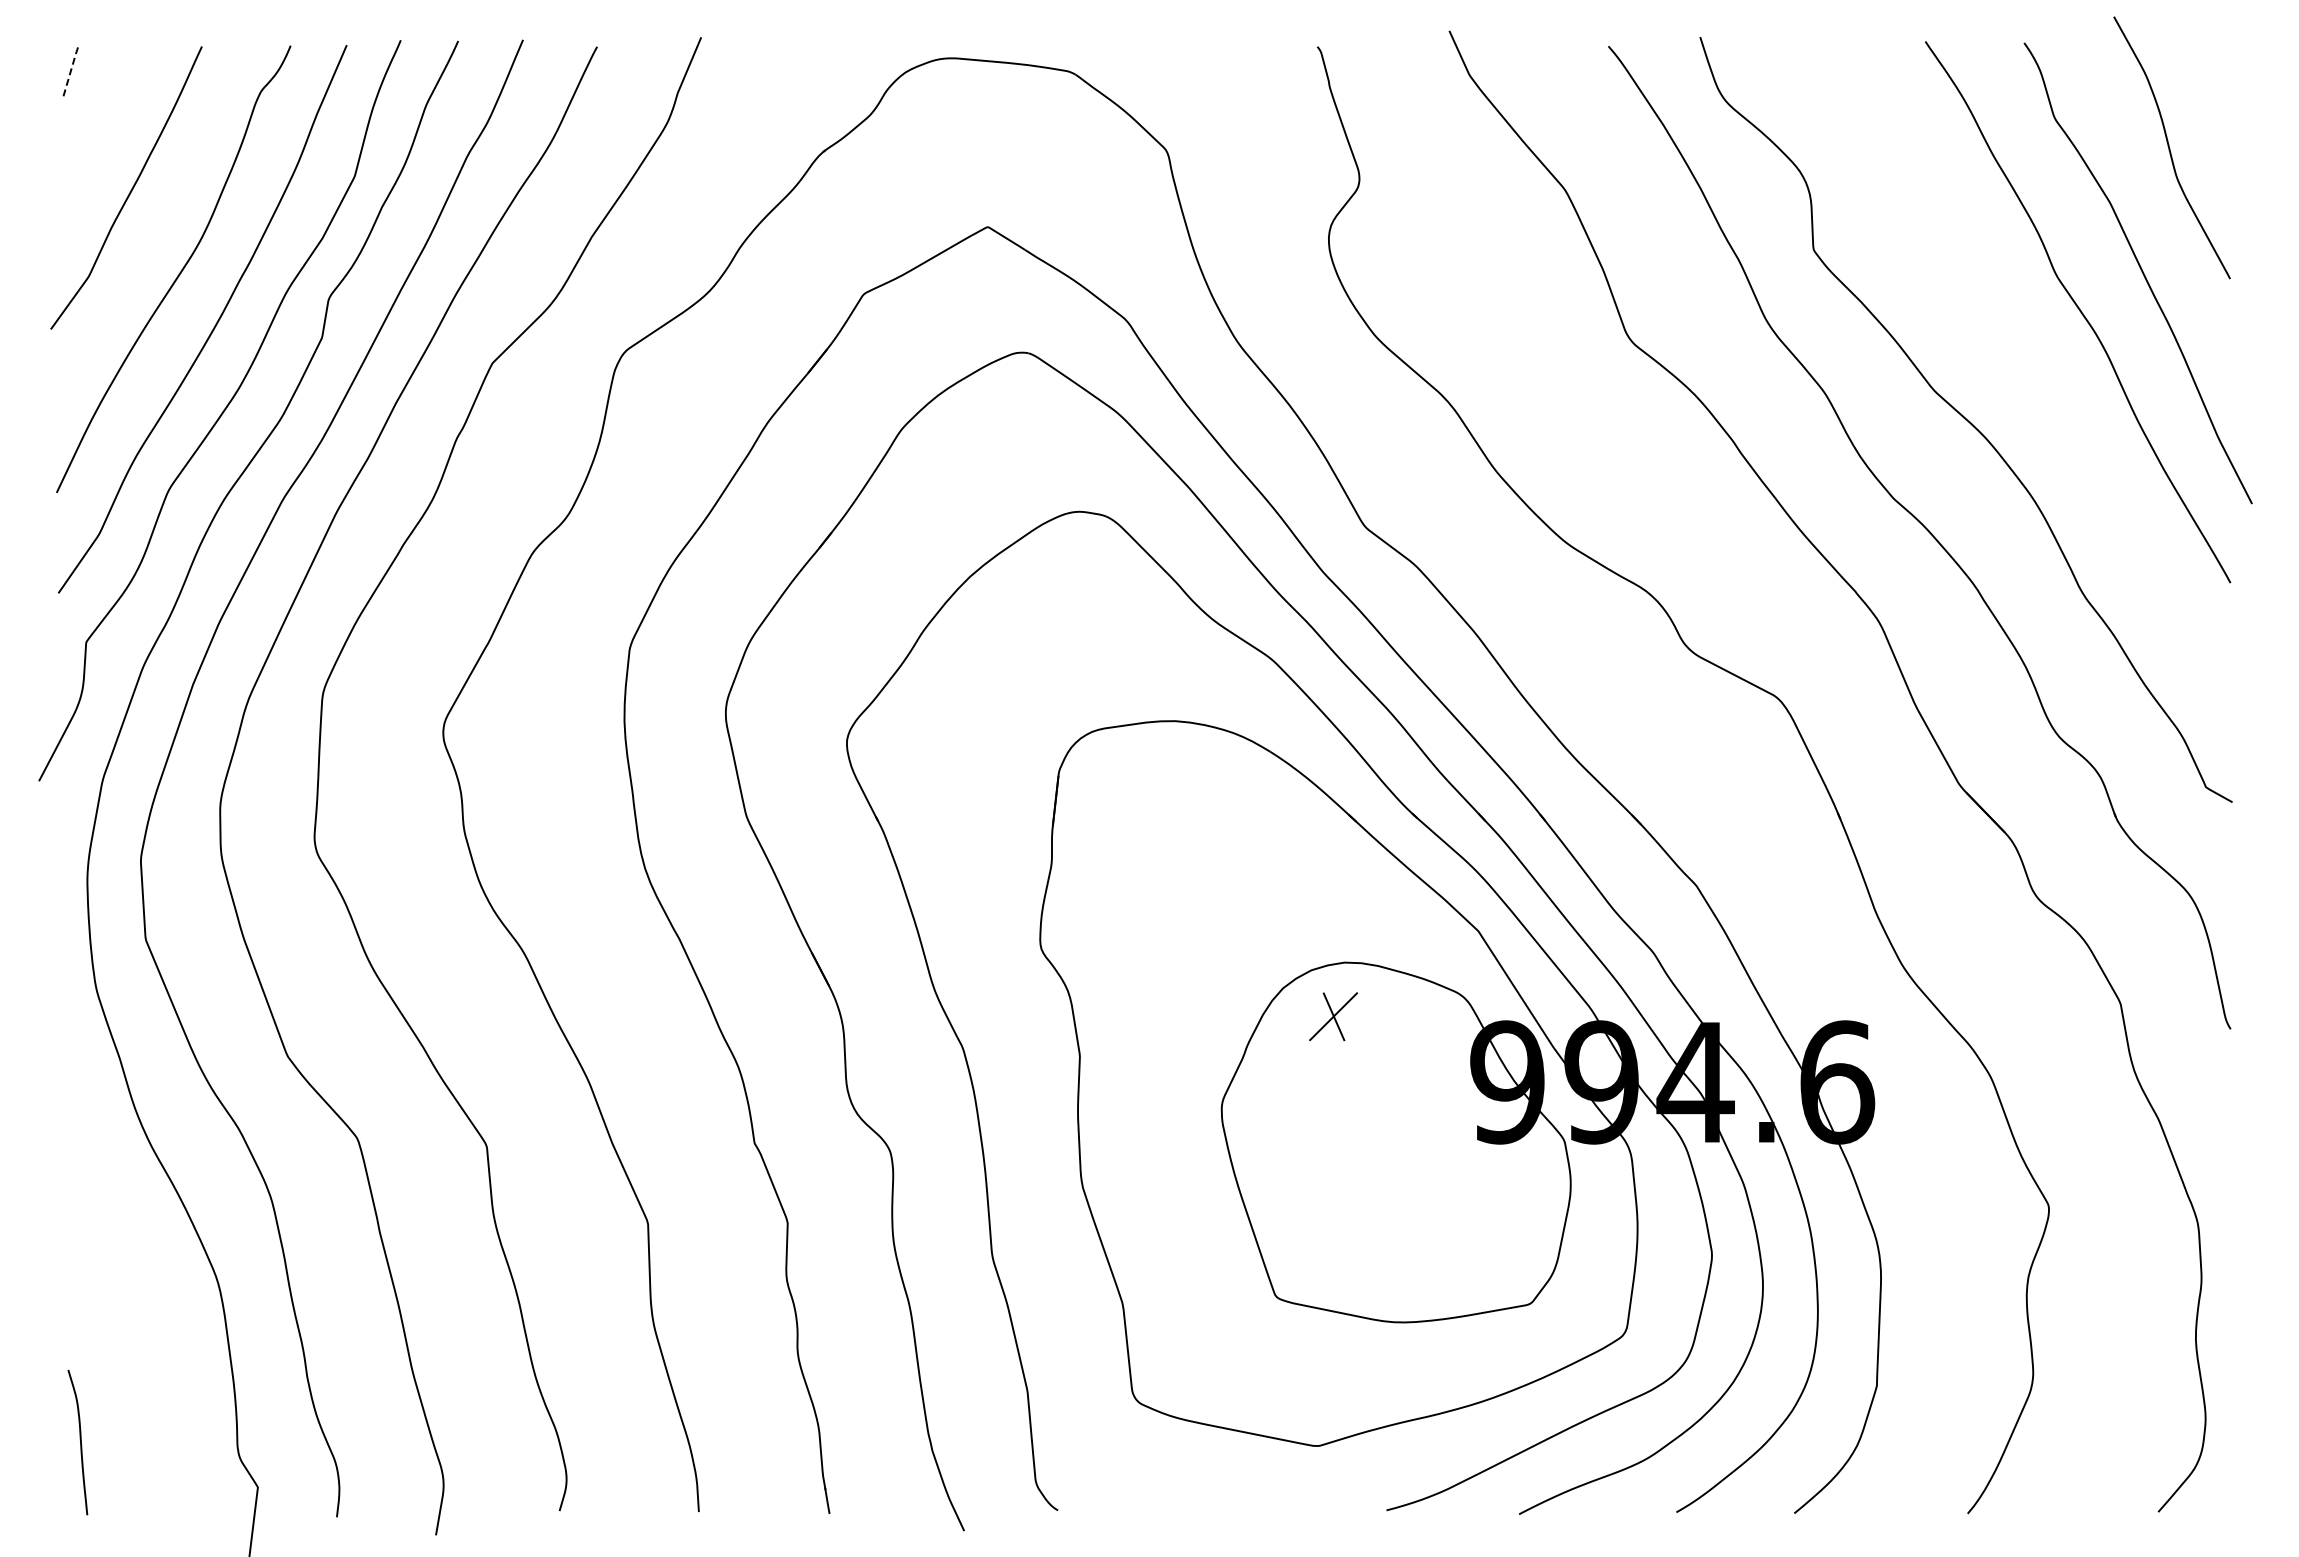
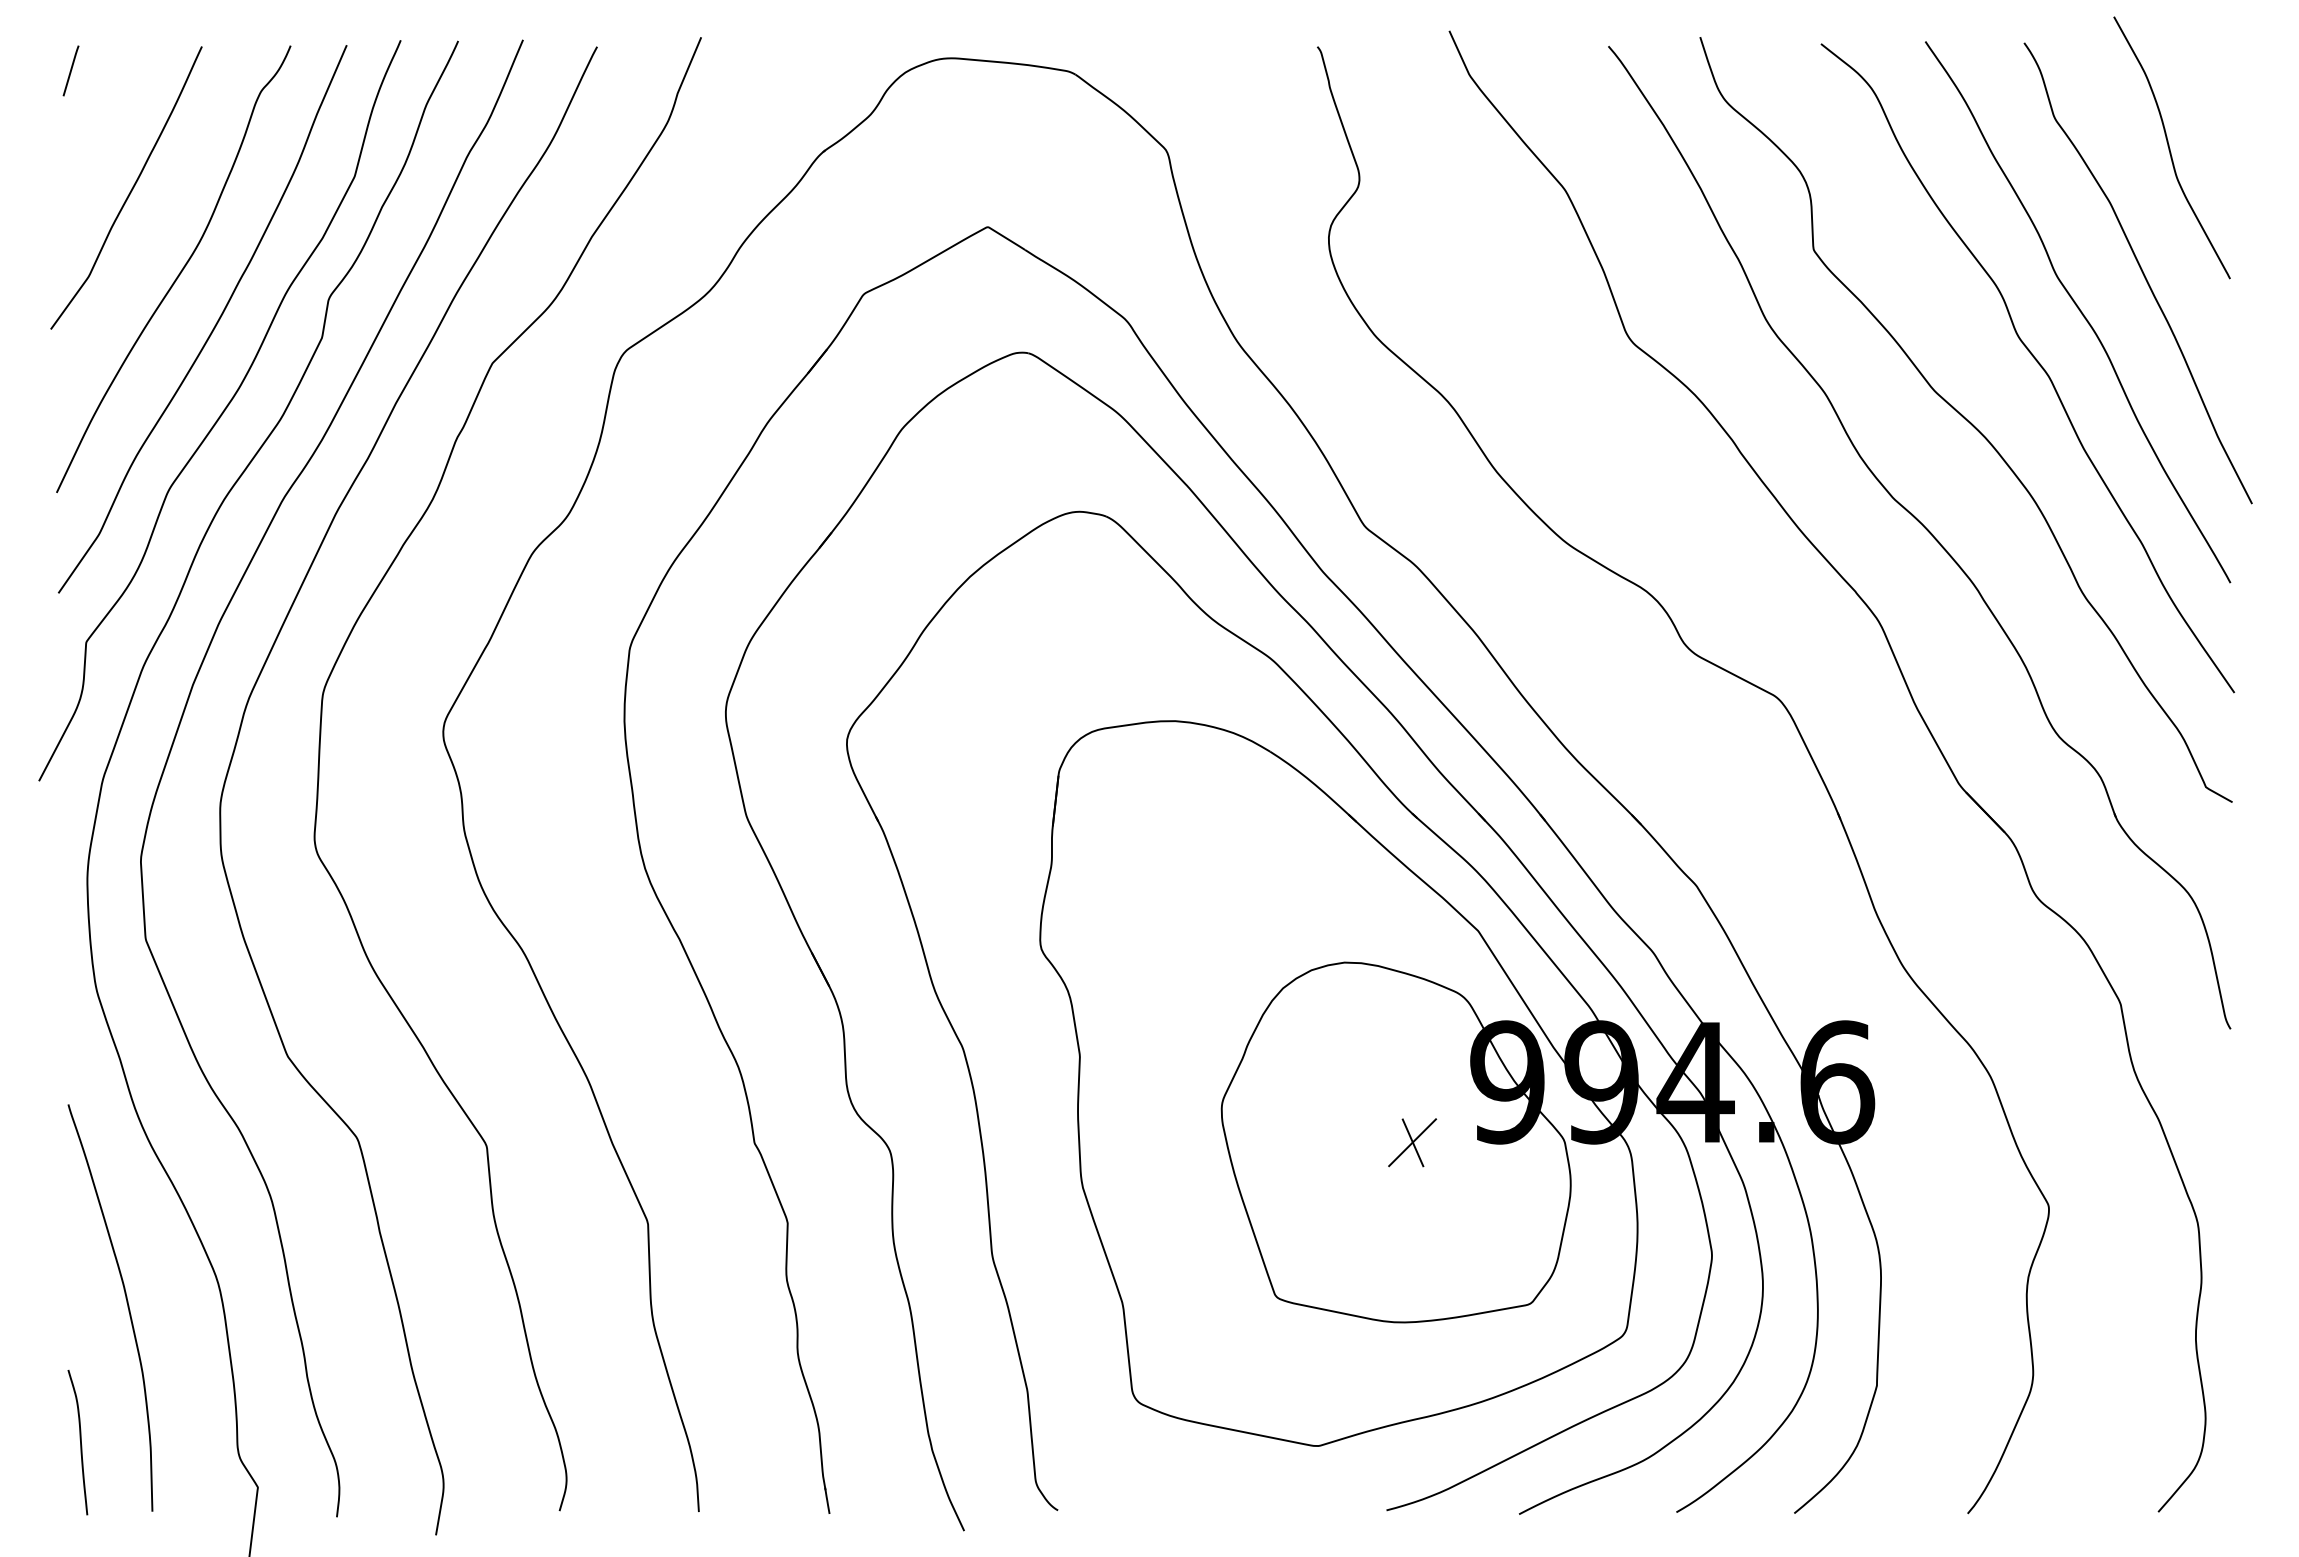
line: dashed -> solid (71, 69)
curve: none -> present (2037, 363)
part position: (1333, 1016) -> (1412, 1142) (1412, 1142)
curve: none -> present (126, 1303)
